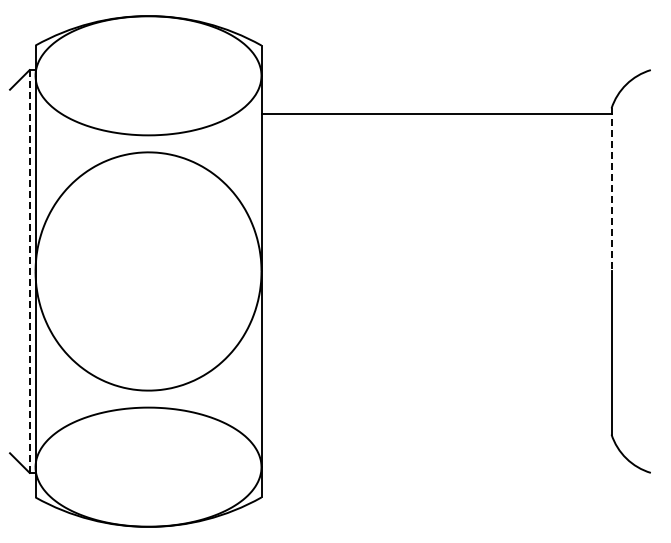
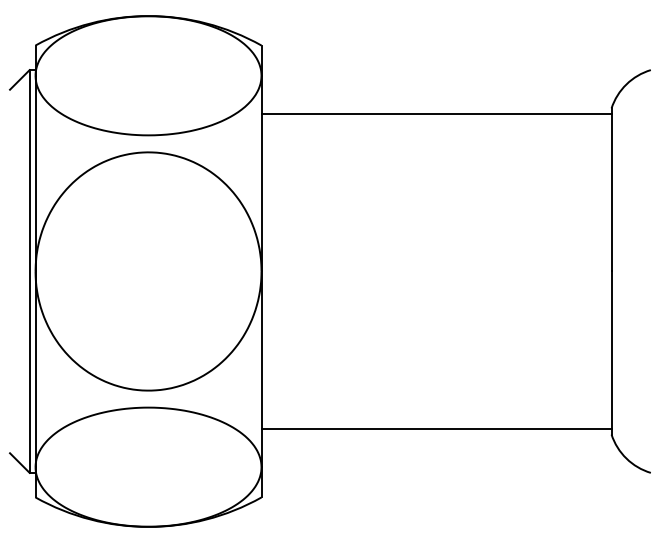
line: dashed -> solid (611, 189)
line: dashed -> solid (29, 271)
line: none -> present (436, 428)
